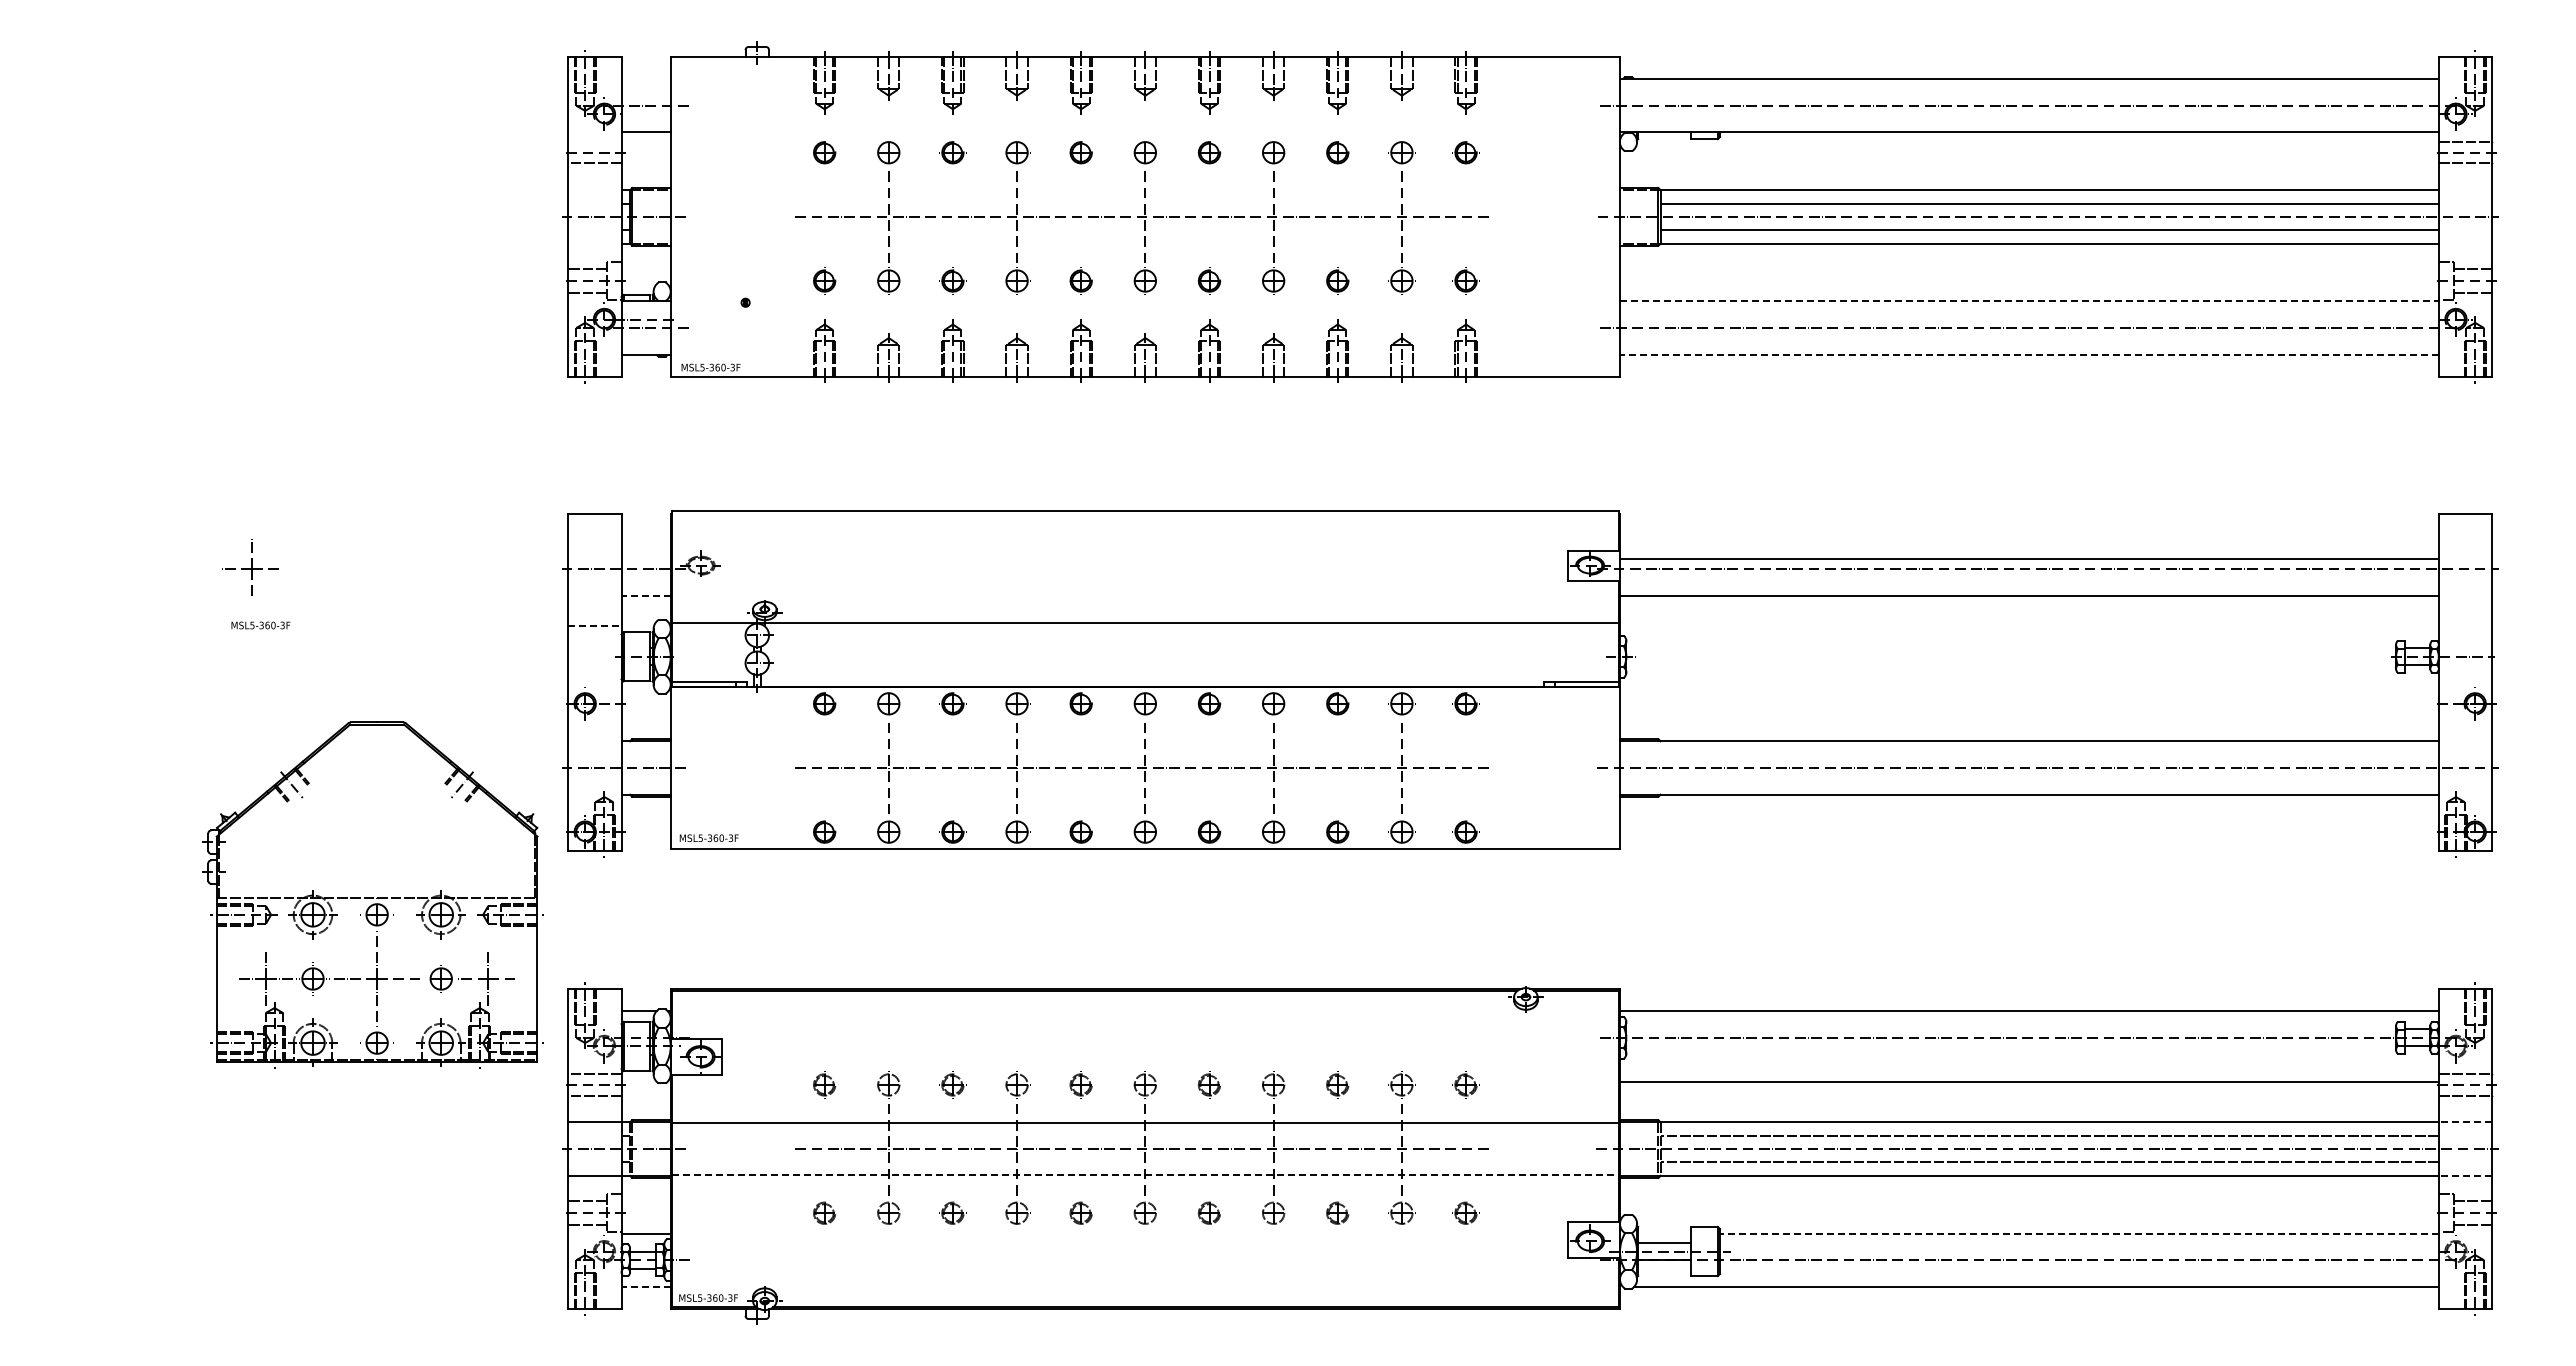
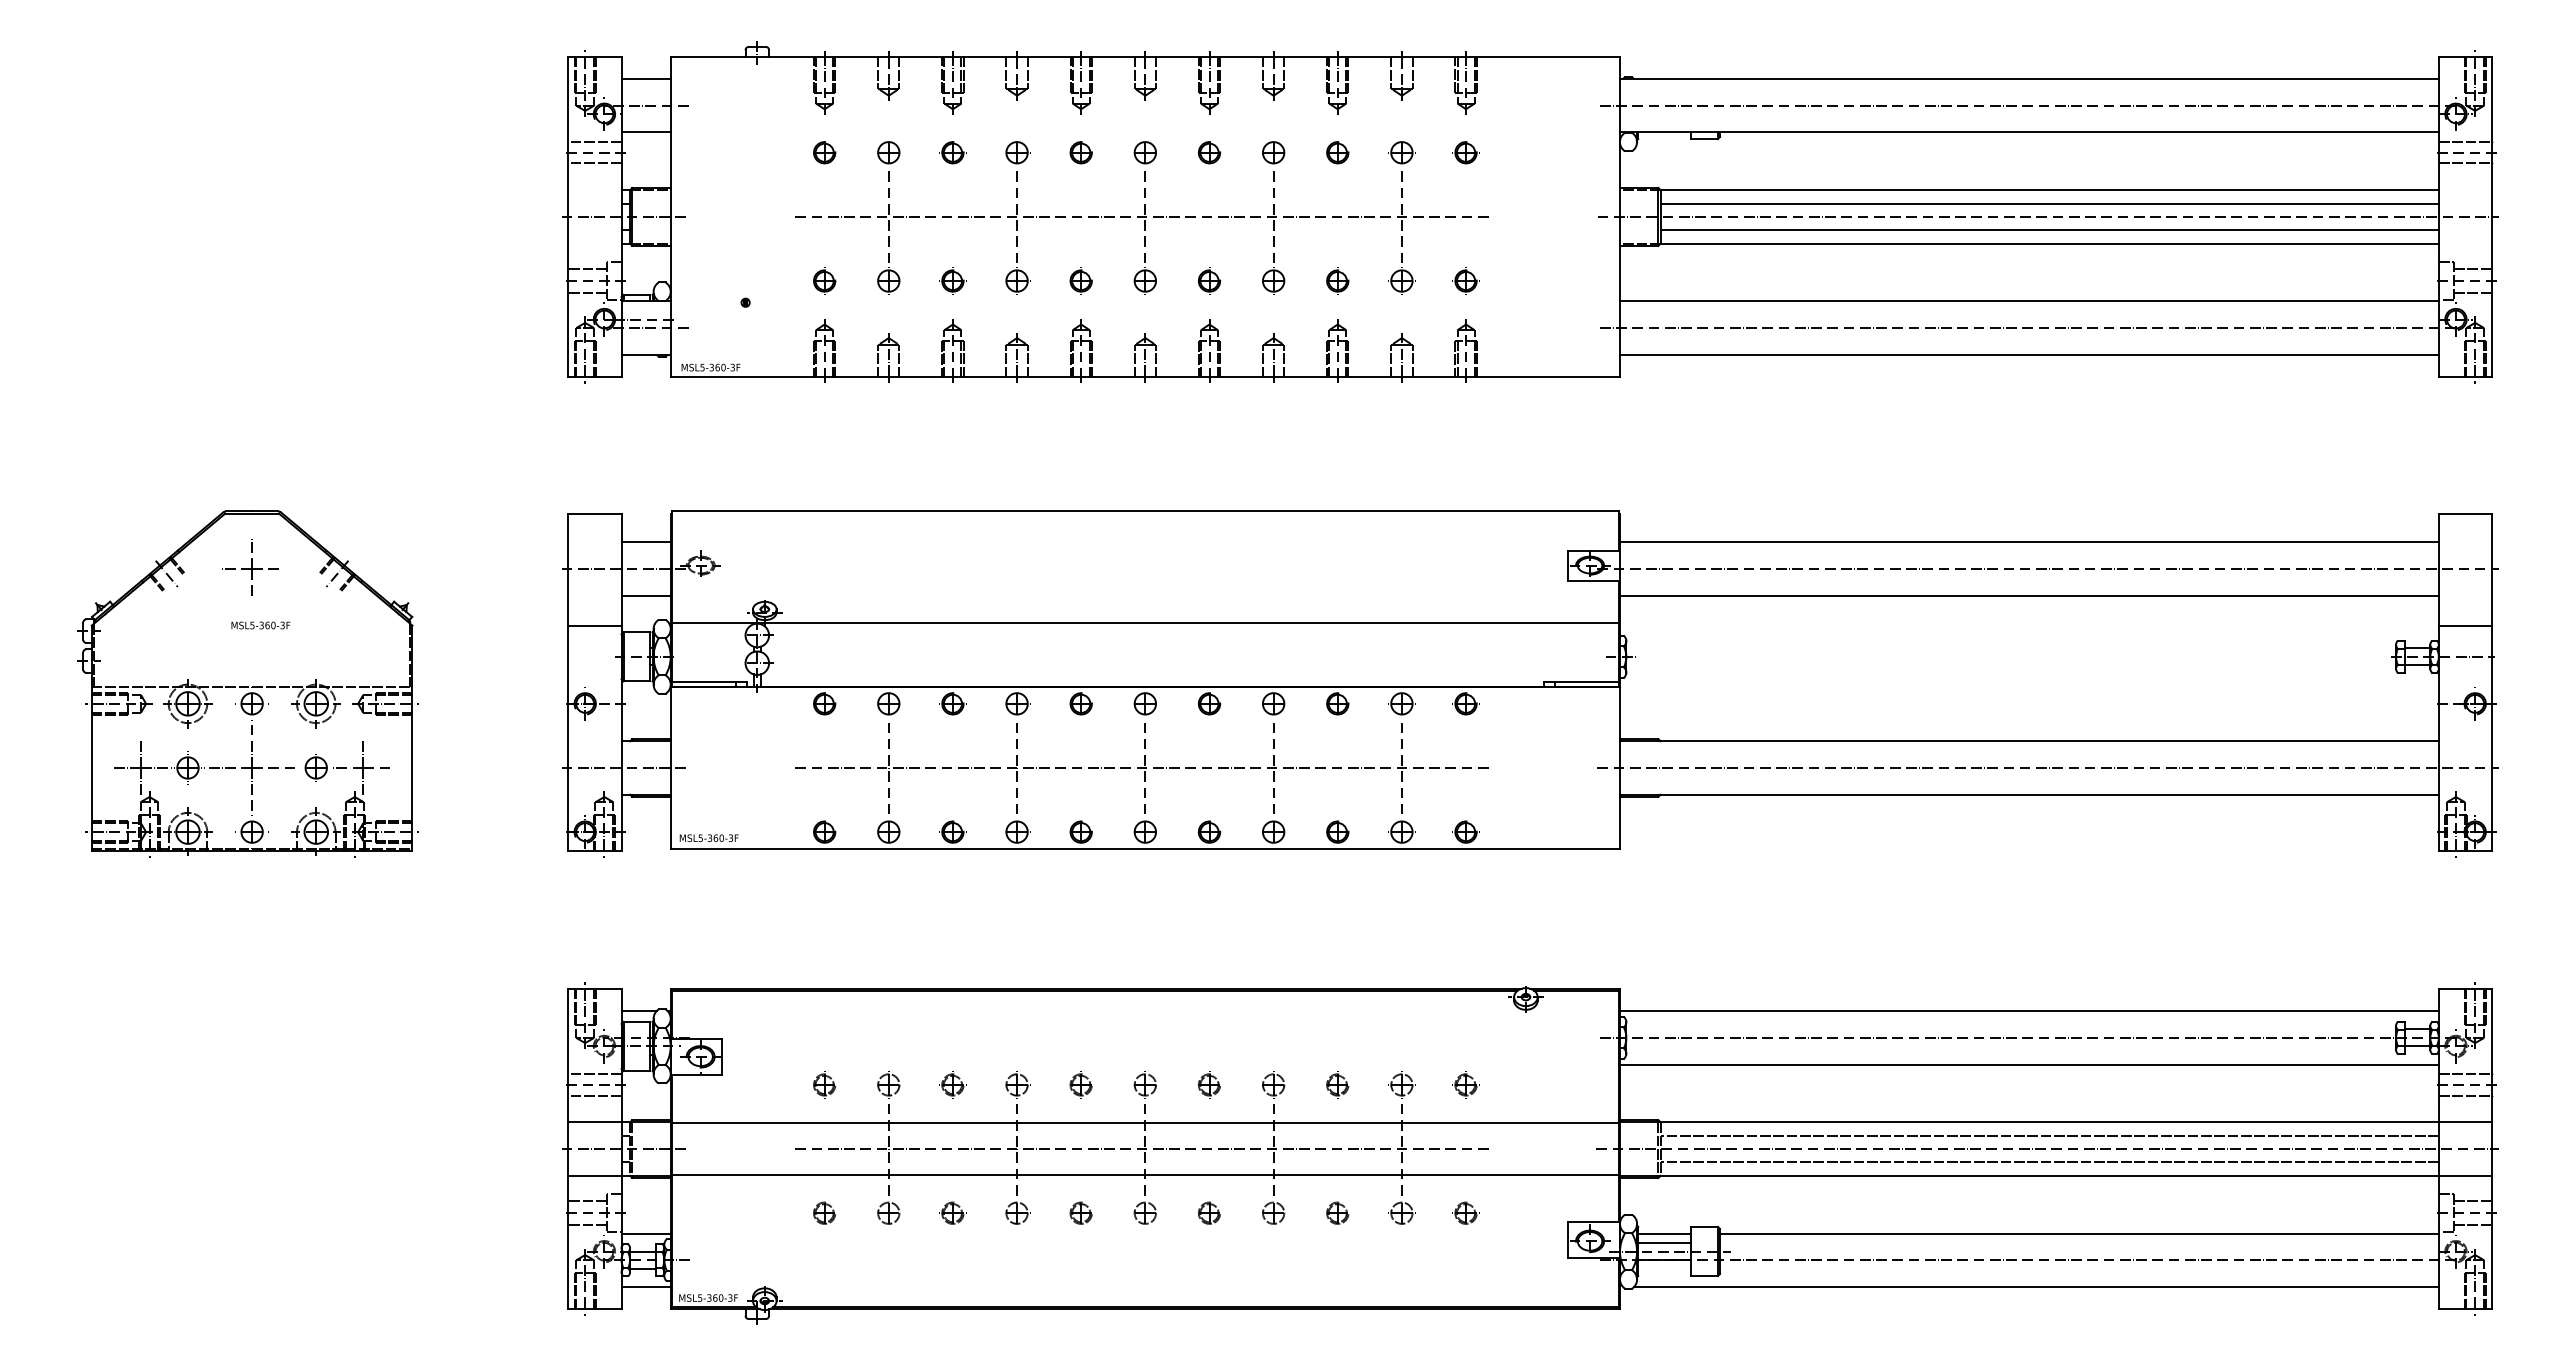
line: none -> present (645, 79)
line: none -> present (594, 142)
line: dashed -> solid (2029, 301)
line: dashed -> solid (2028, 354)
line: none -> present (645, 542)
line position: (2029, 559) -> (2029, 542) (2029, 542)
line: dashed -> solid (646, 595)
line: dashed -> solid (594, 625)
line: none -> present (2465, 625)
part position: (372, 894) -> (247, 683) (247, 683)
line position: (2029, 1081) -> (2029, 1064) (2029, 1064)
line: dashed -> solid (2465, 1122)
line: dashed -> solid (1145, 1175)
line: dashed -> solid (2465, 1175)
line: none -> present (1664, 1233)
line: dashed -> solid (2078, 1233)
line: dashed -> solid (646, 1286)
